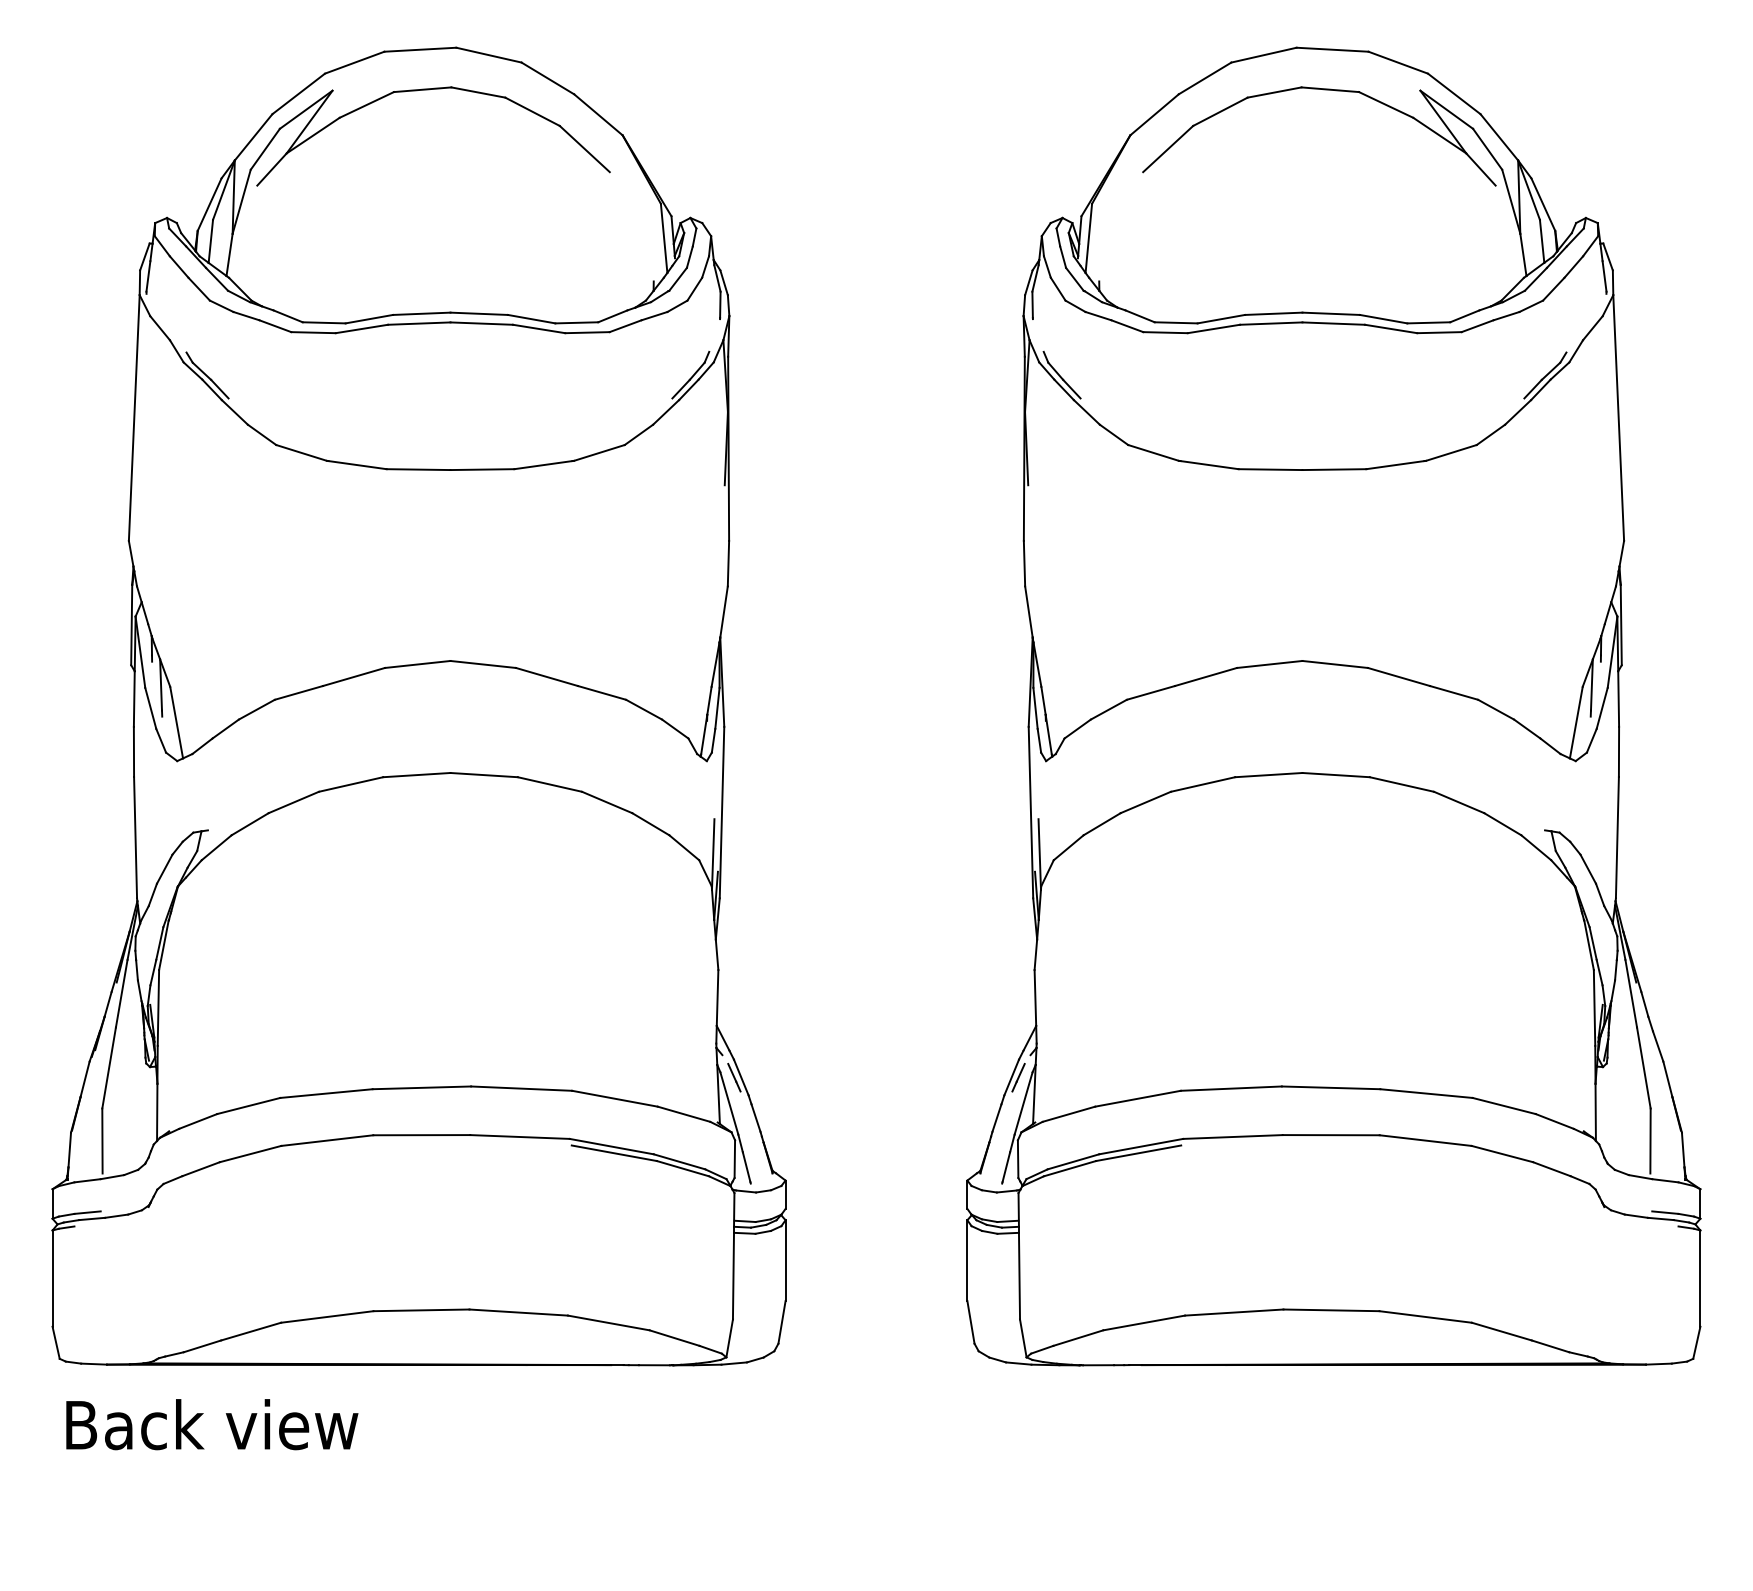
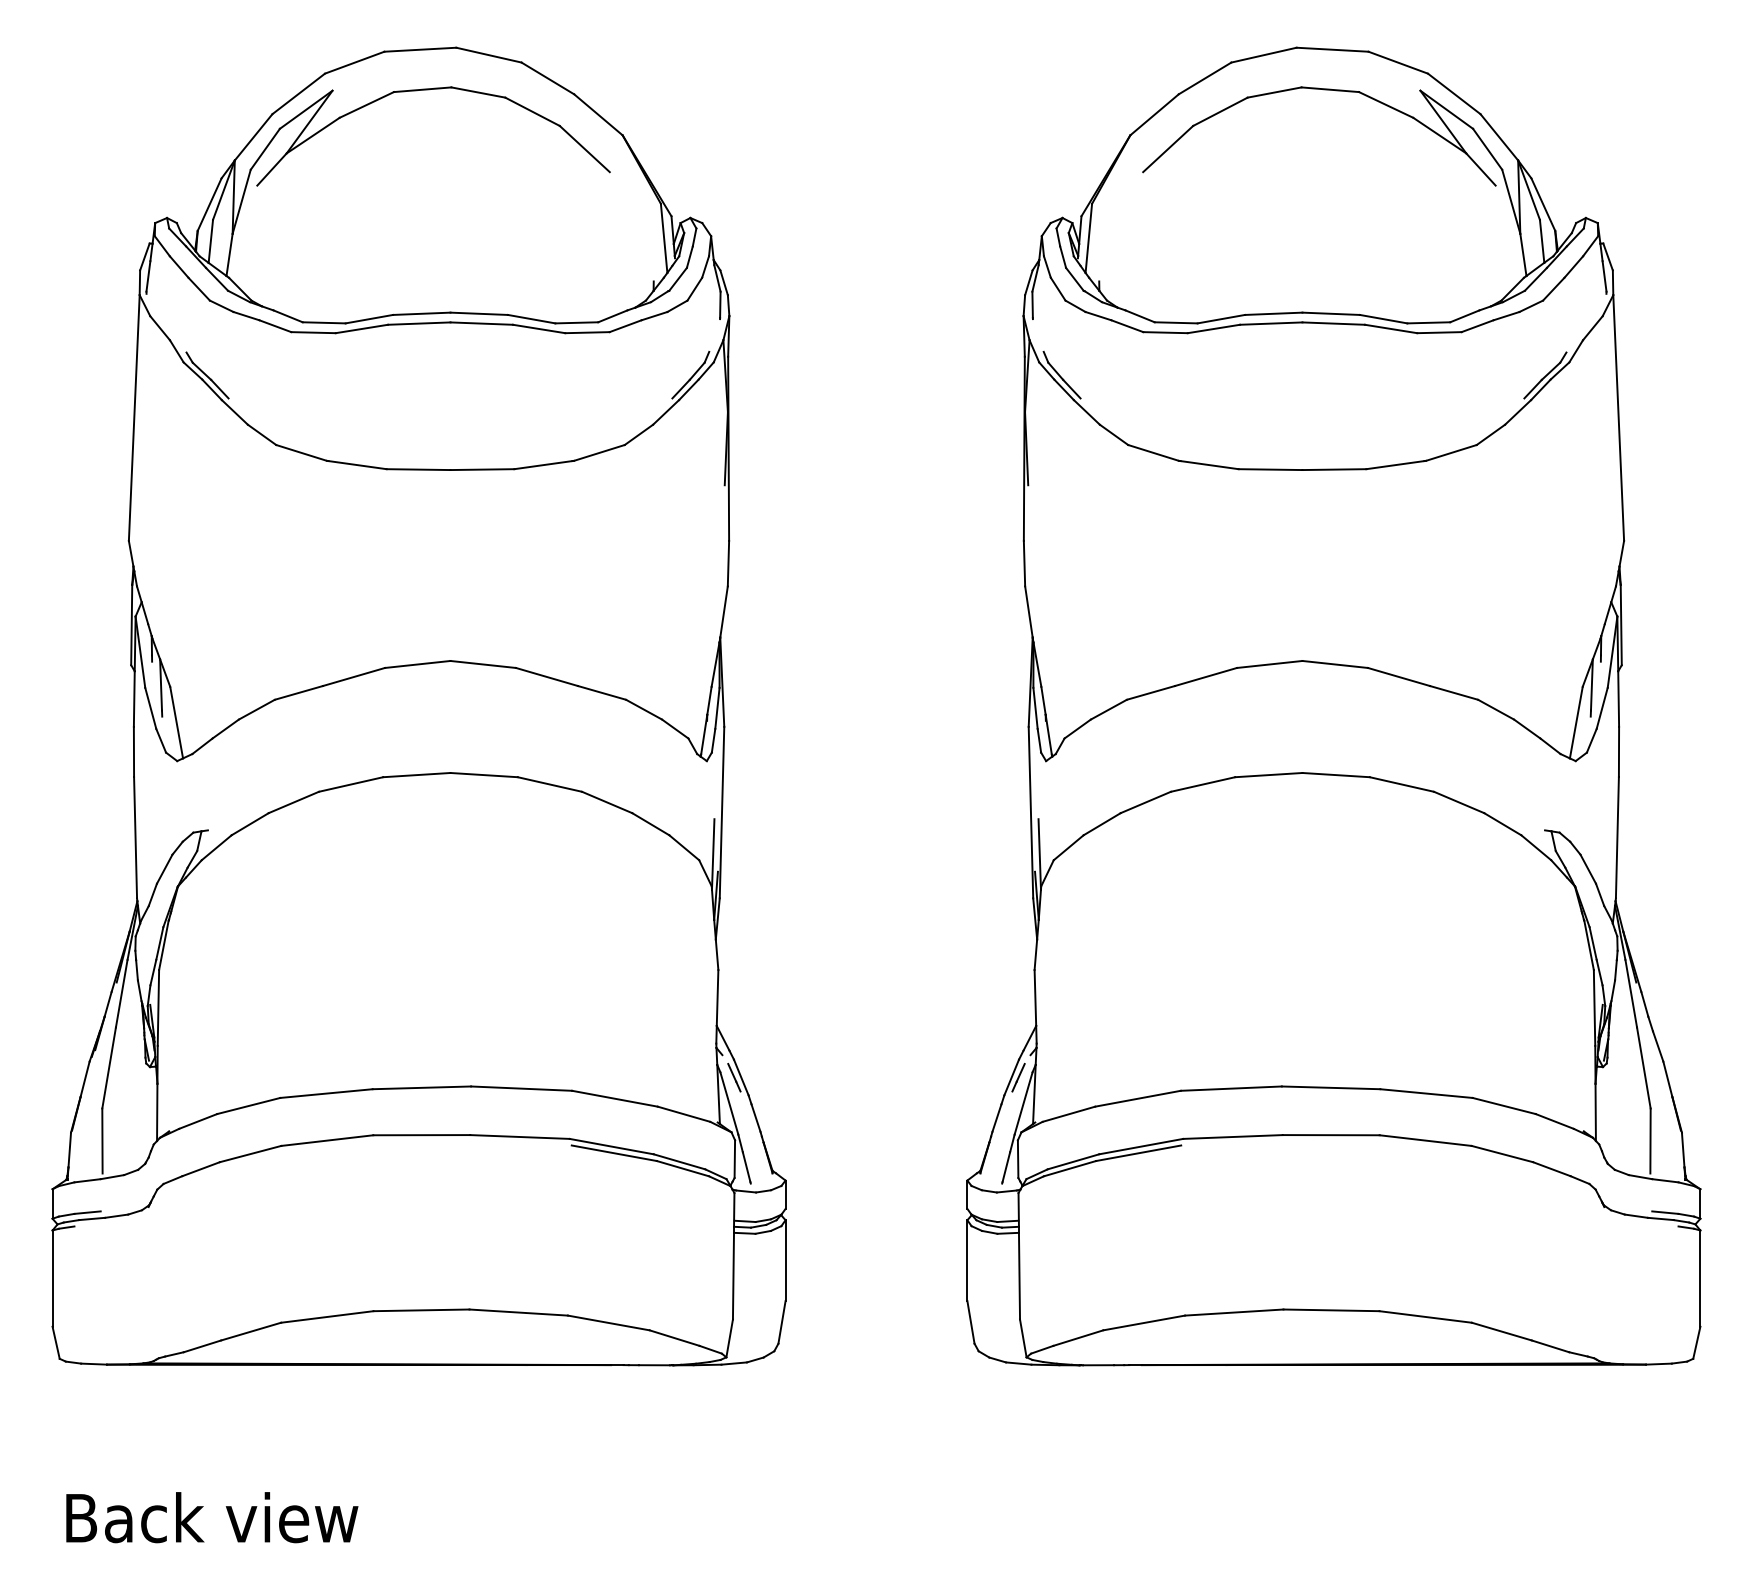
text position: (212, 1424) -> (212, 1517) (212, 1517)
